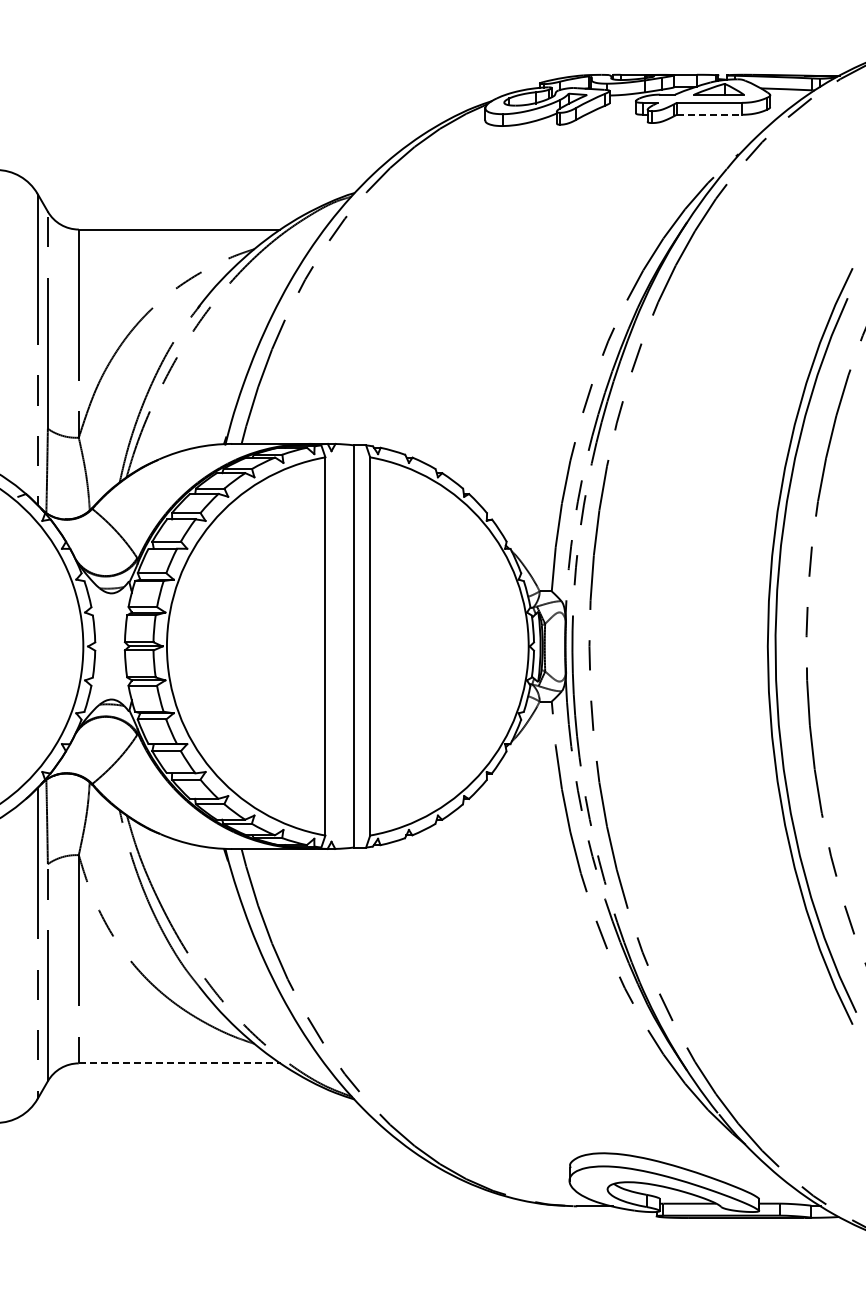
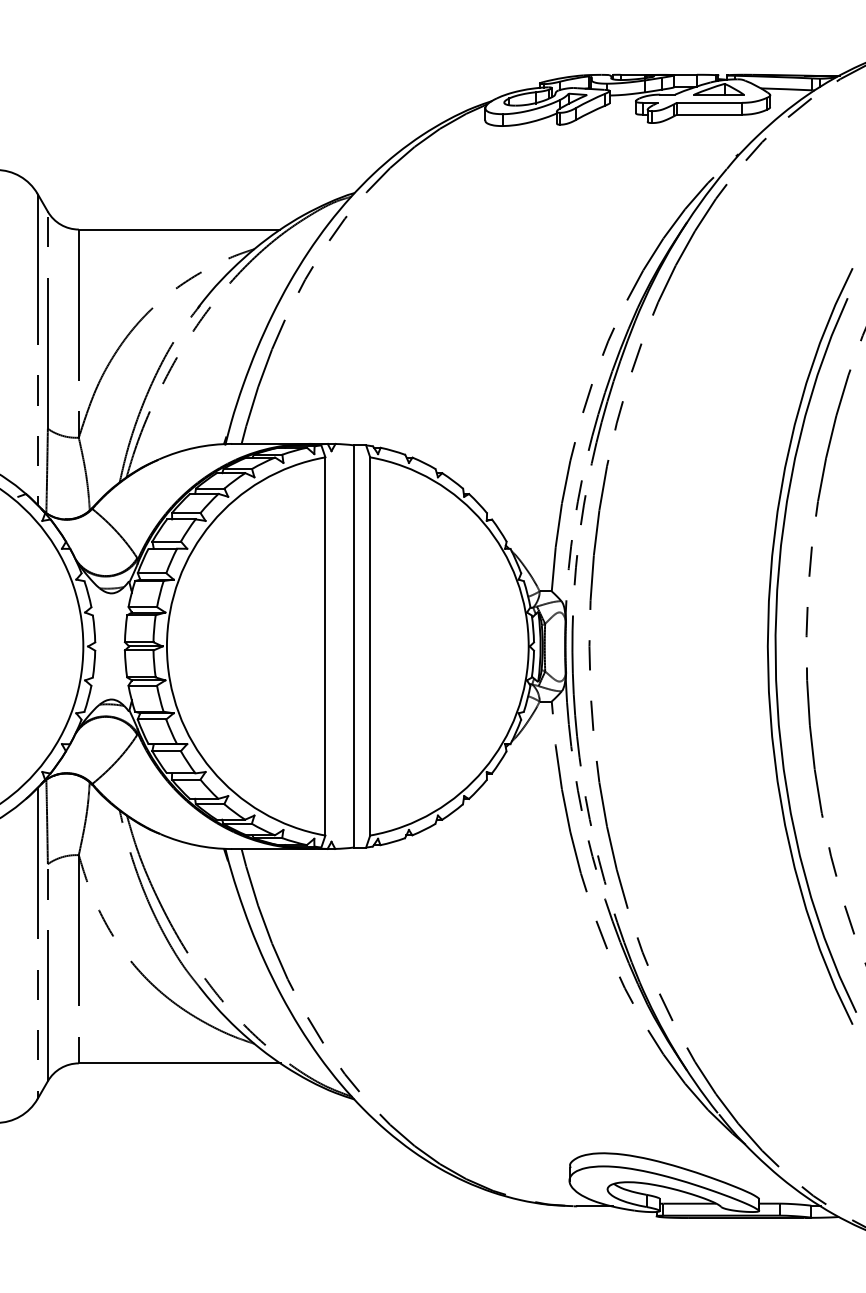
line: dashed -> solid (709, 114)
line: dashed -> solid (179, 1063)
